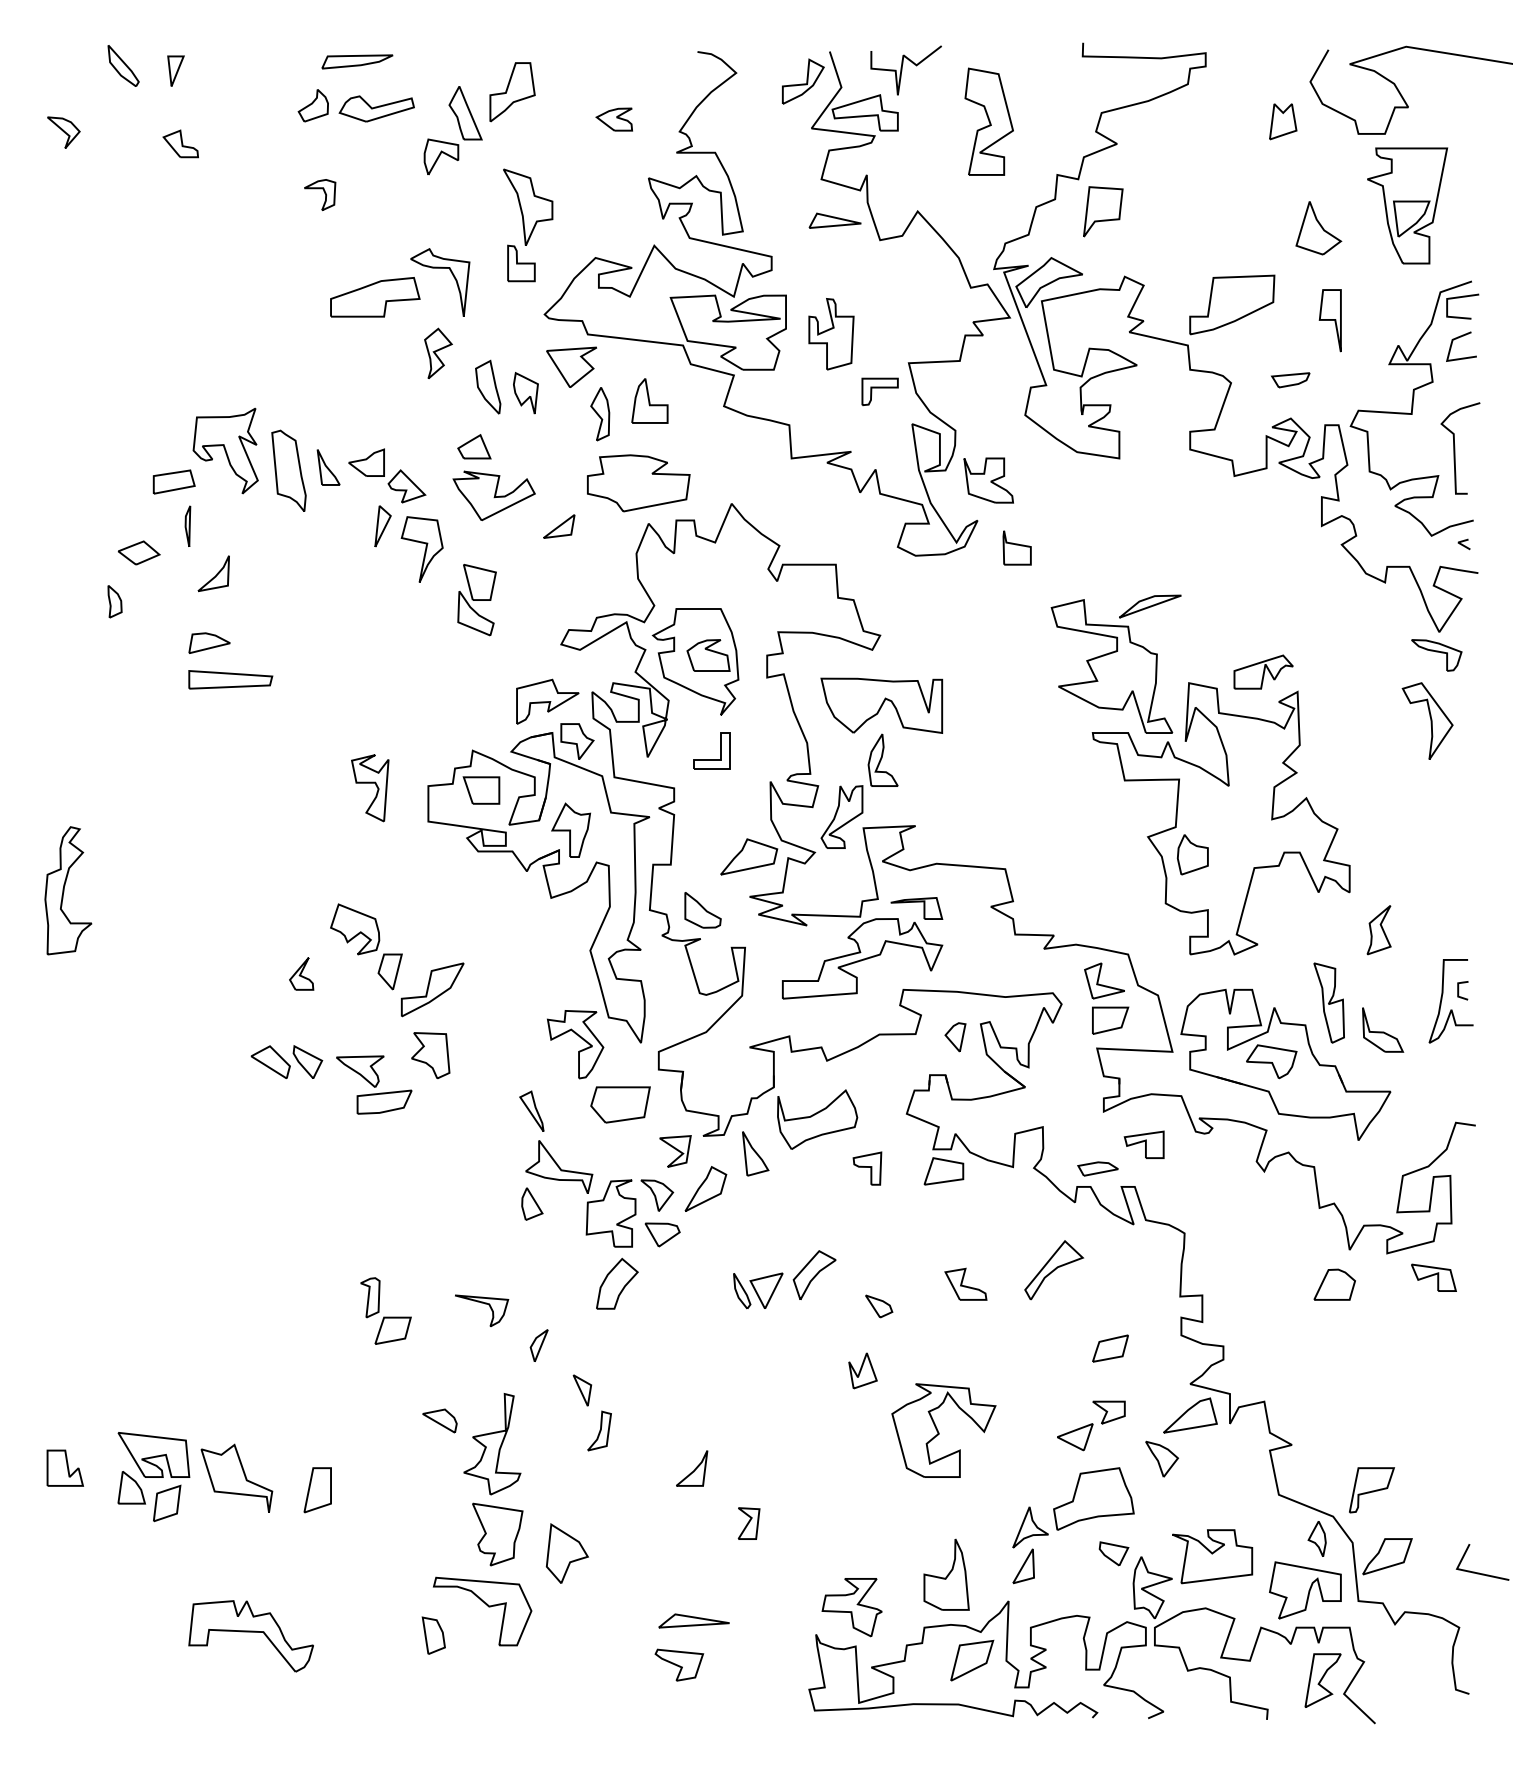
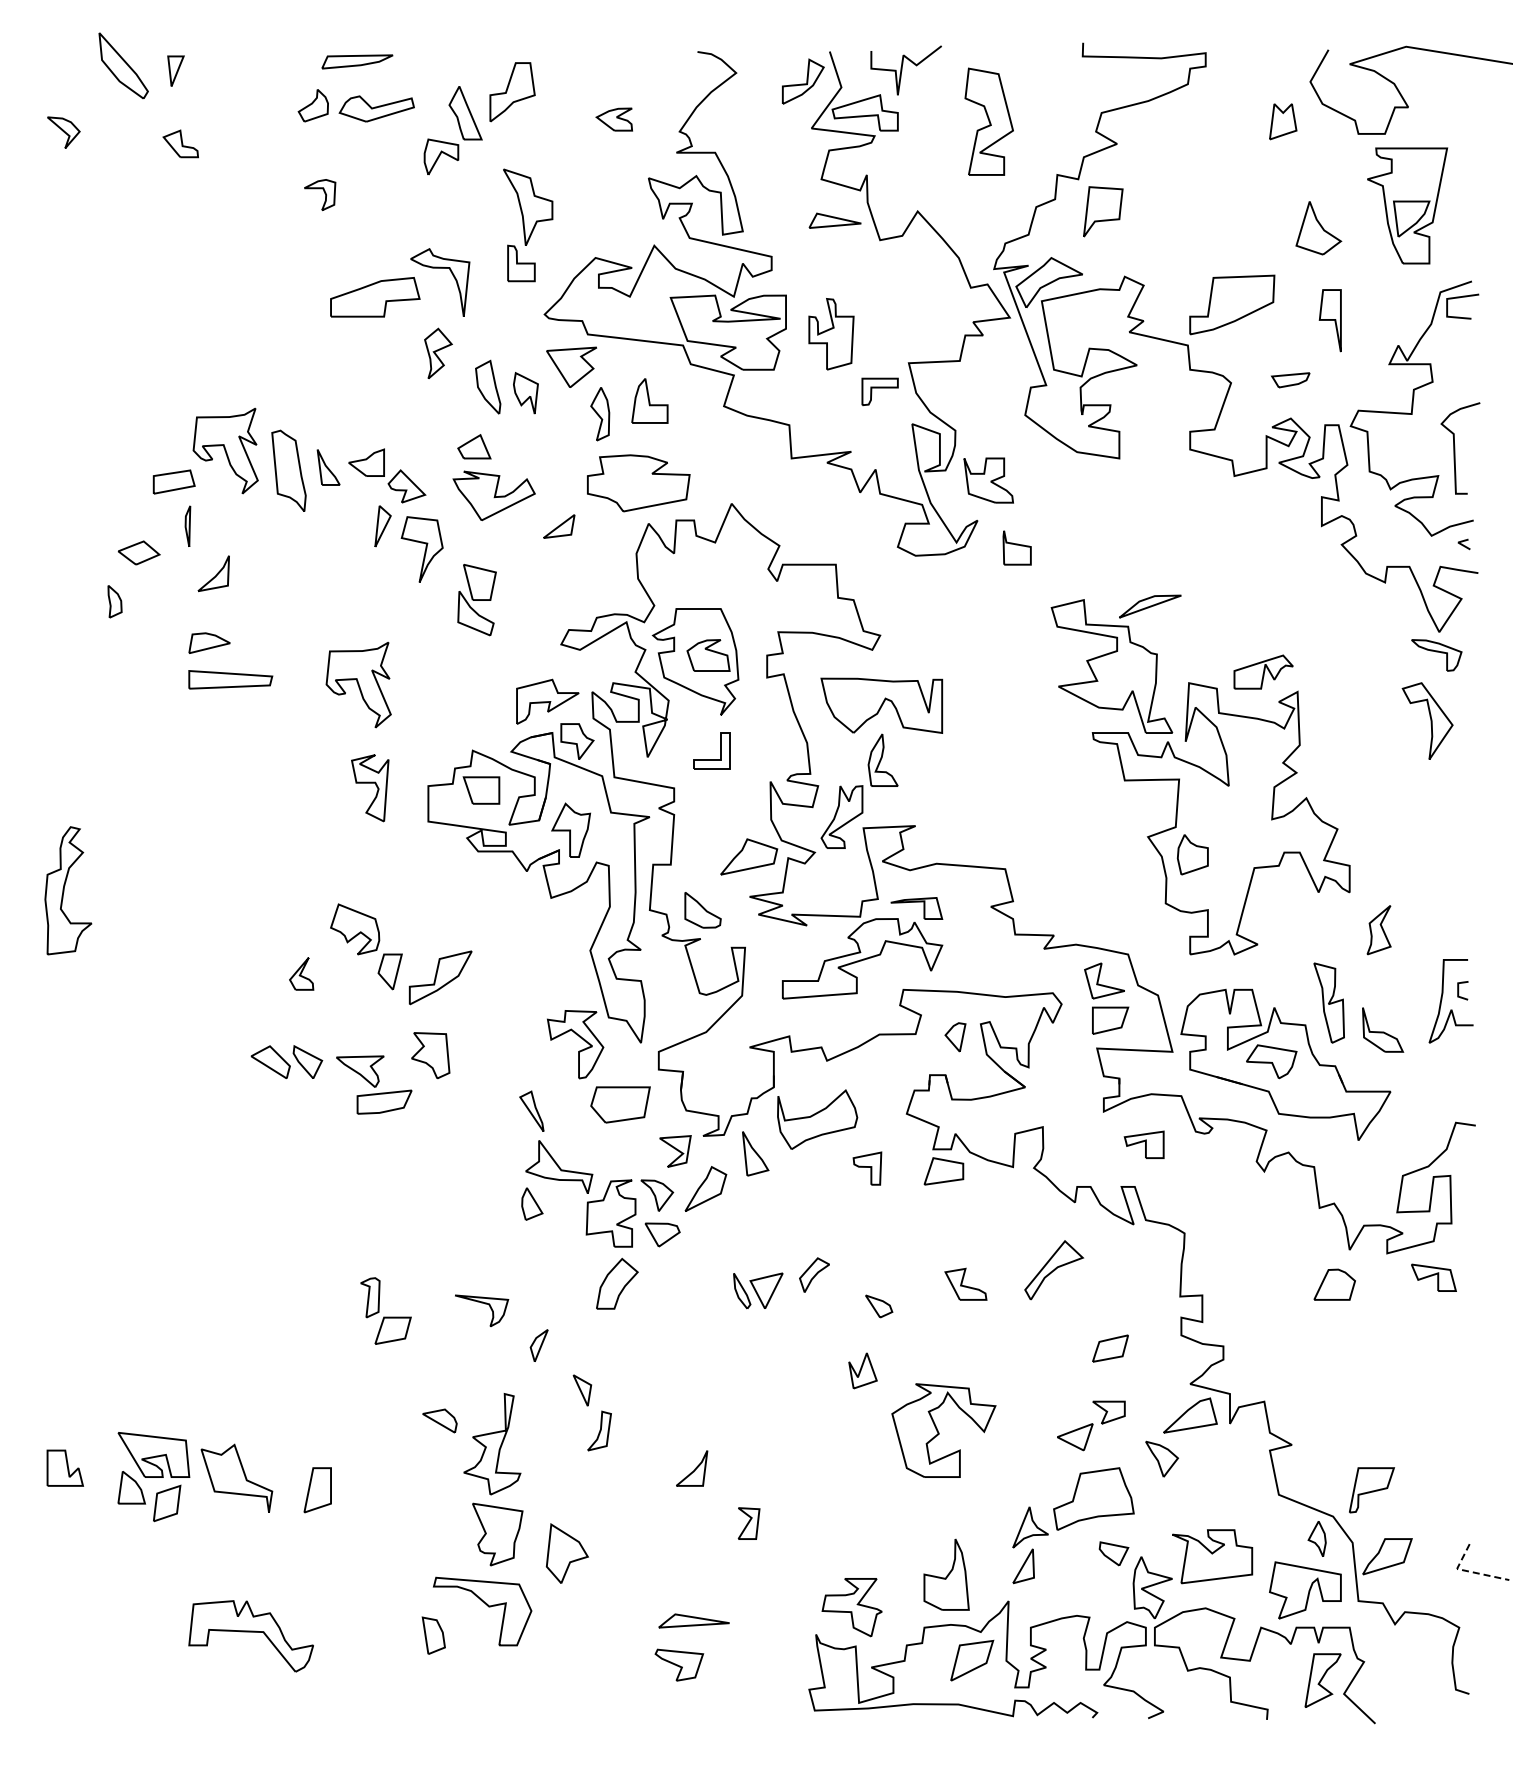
part size: 33x42 px -> 51x68 px (123, 65)
curve: present -> none (1458, 338)
part: none -> present (358, 684)
part position: (432, 989) -> (440, 977) (440, 977)
part: present -> none (1097, 1168)
part size: 45x50 px -> 31x36 px (814, 1274)
line: solid -> dashed (1469, 1571)
